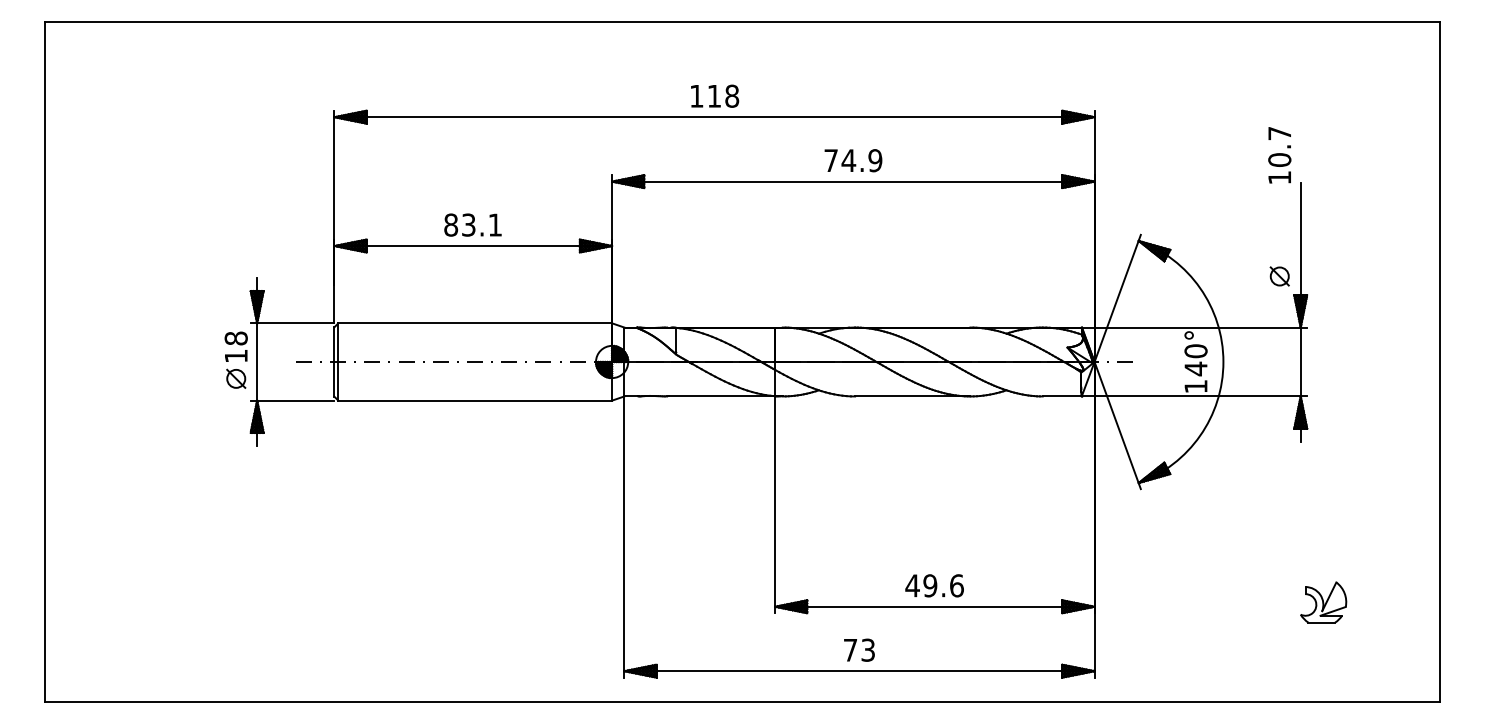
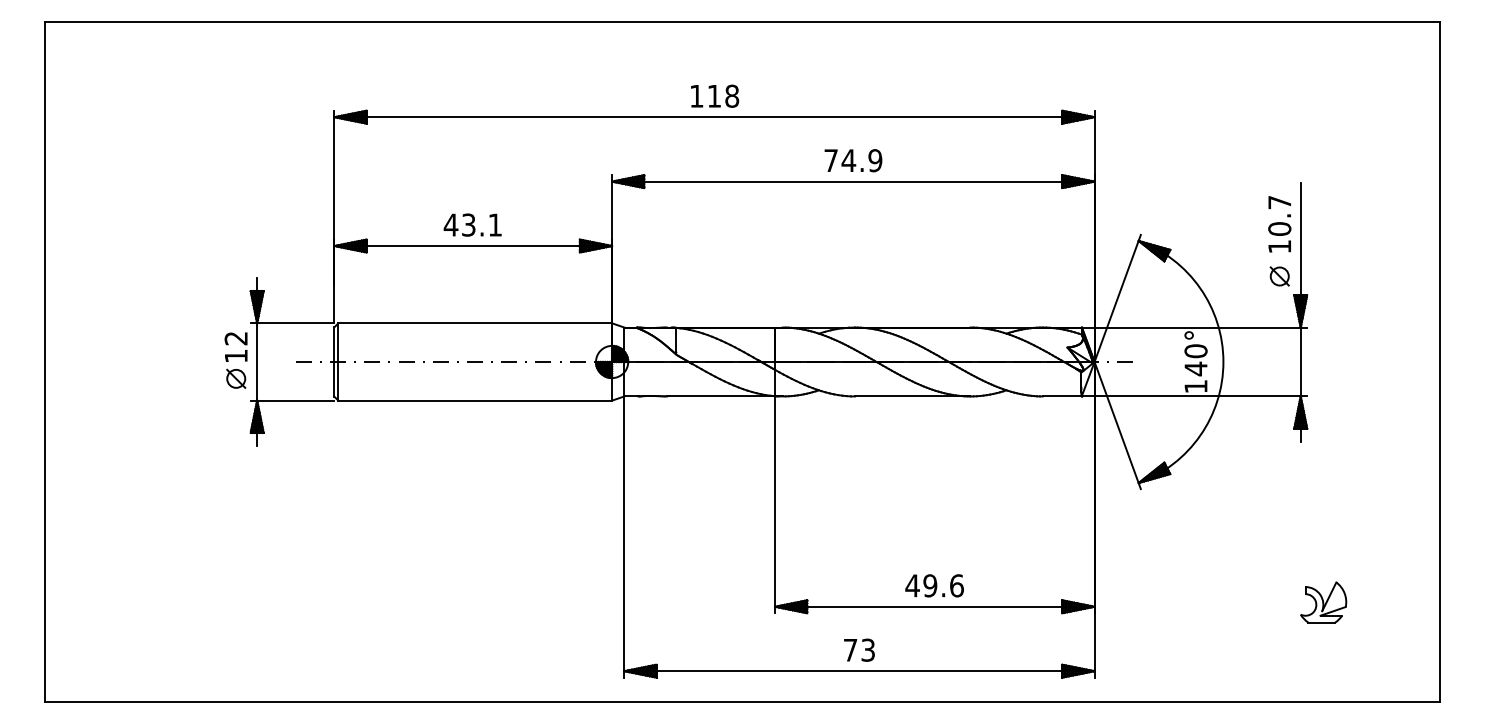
text position: (1279, 155) -> (1279, 224) (1279, 224)
text: 83.1 -> 43.1 (450, 224)
text: 18 -> 12 (235, 338)
